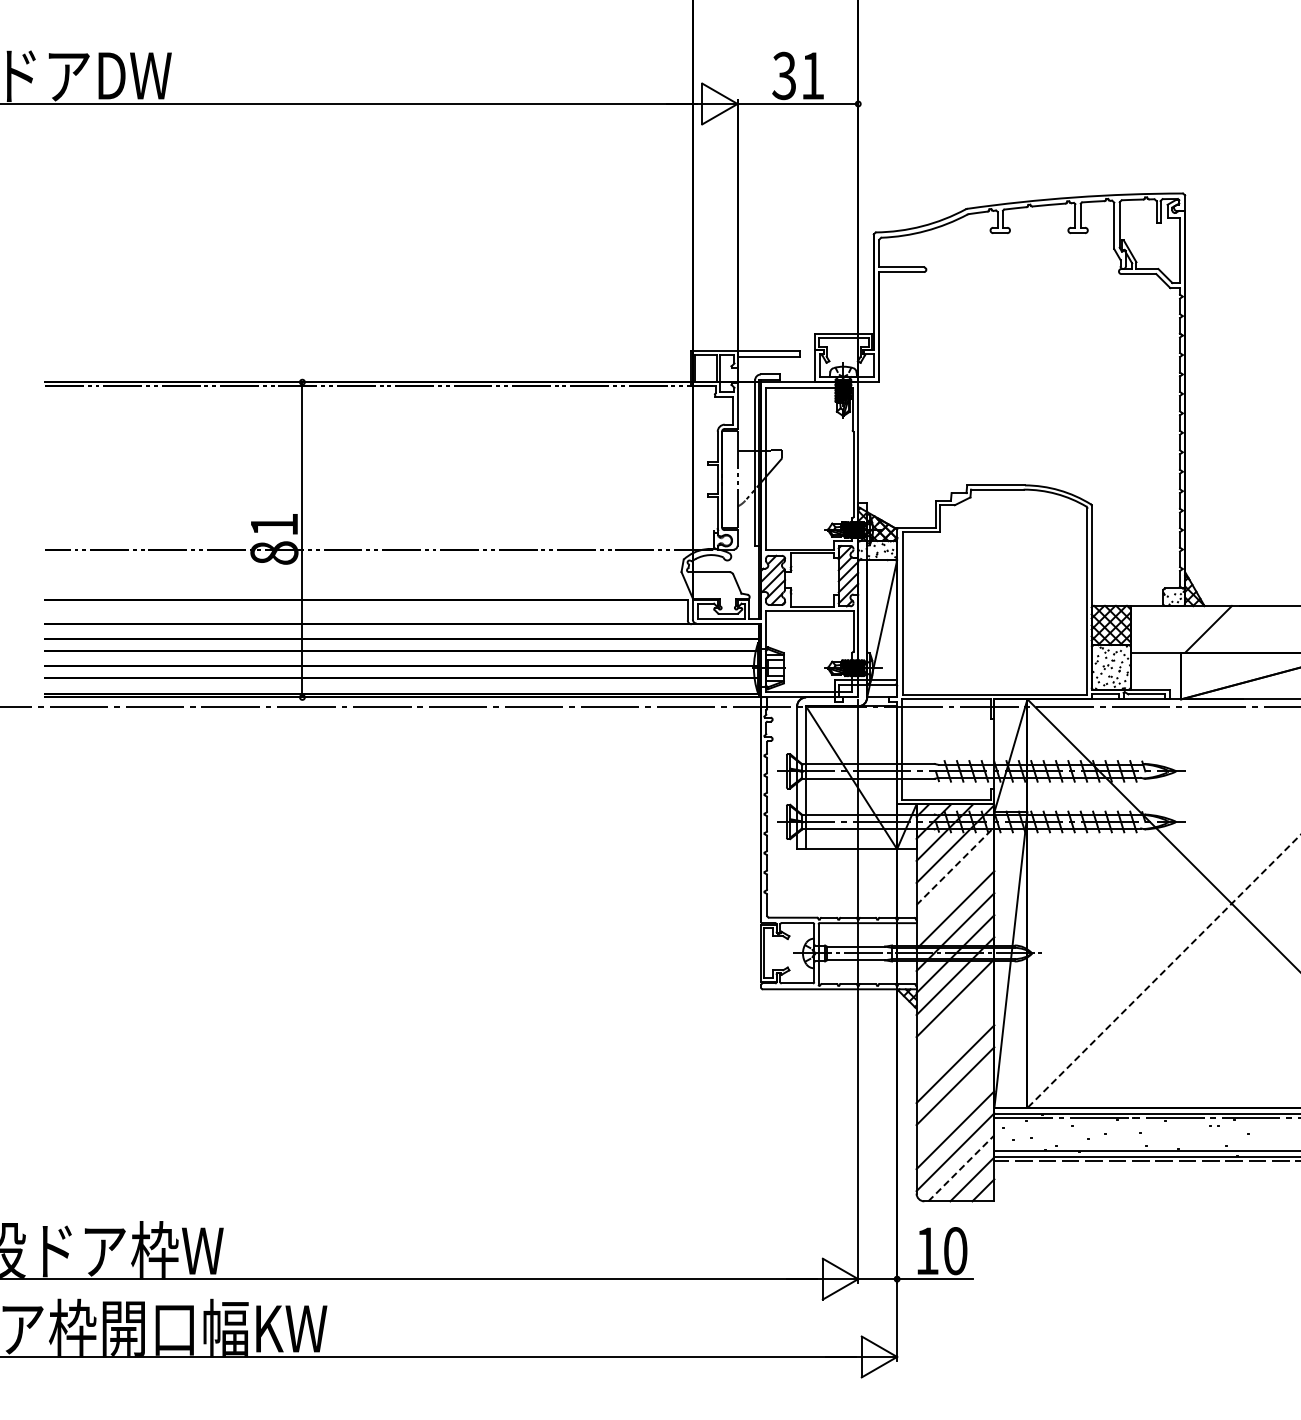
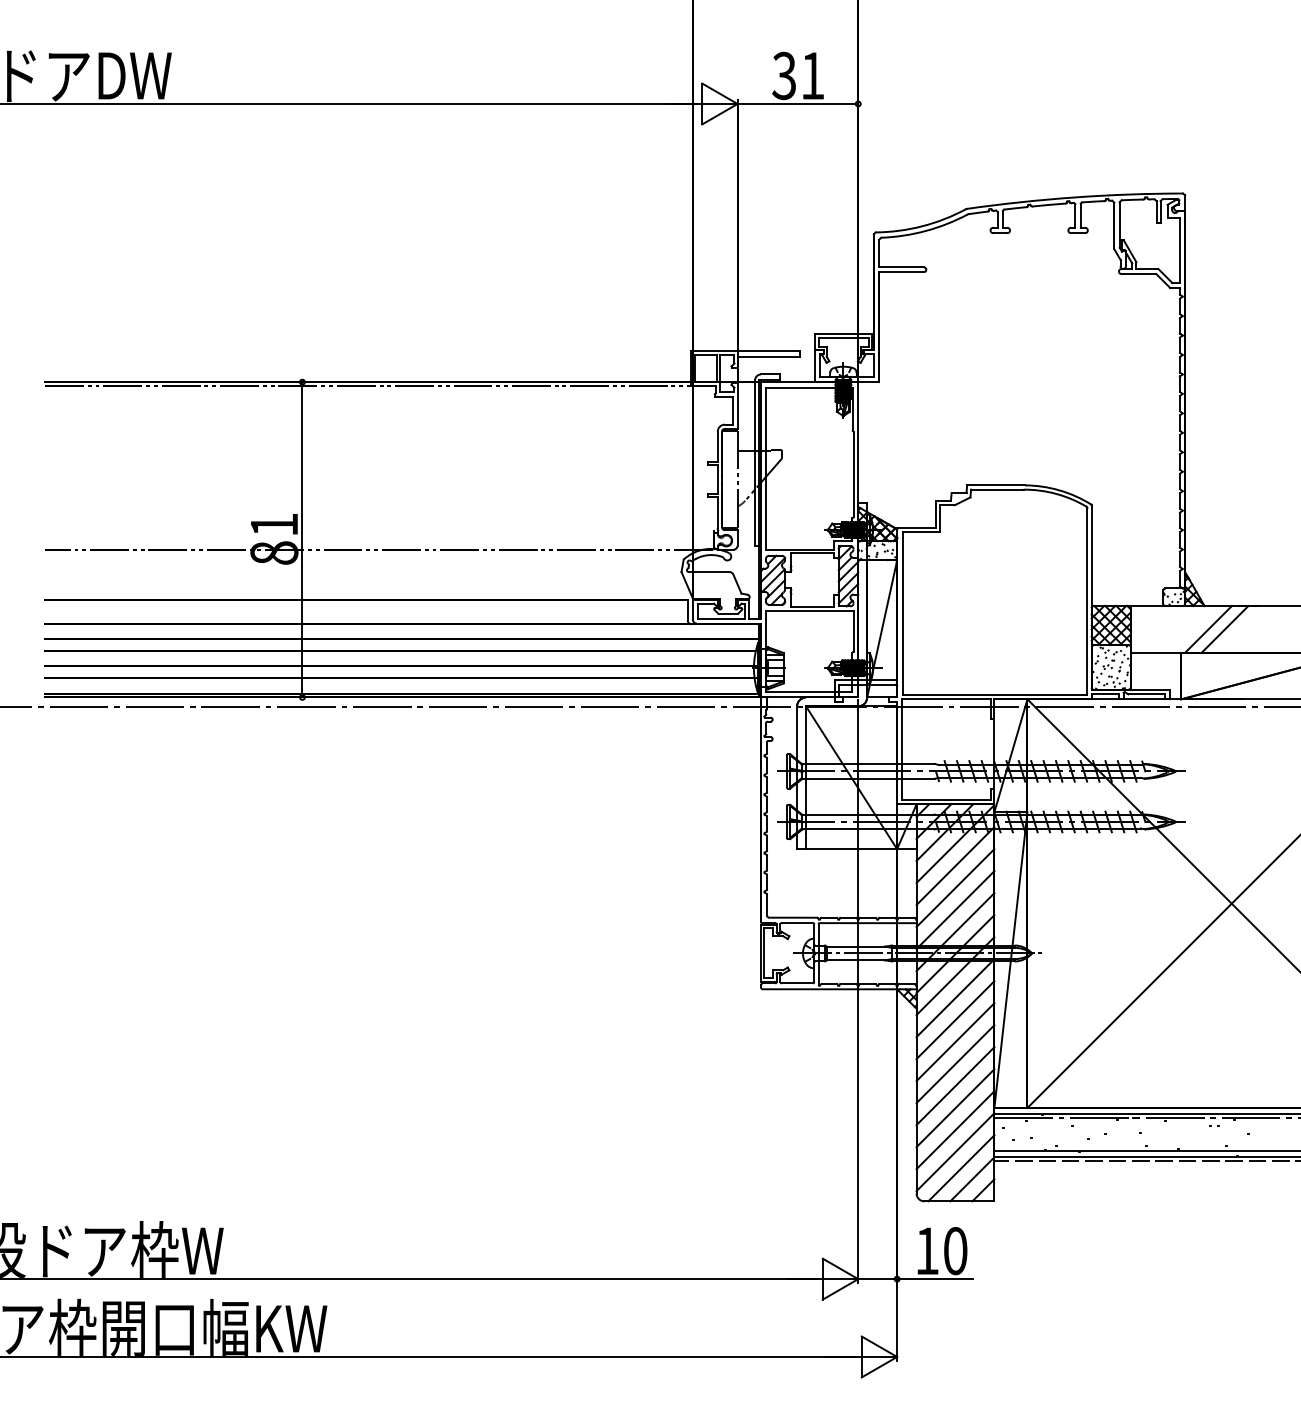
line: none -> present (1224, 629)
line: dashed -> solid (955, 865)
line: none -> present (955, 887)
line: dashed -> solid (1163, 971)
line: none -> present (955, 1020)
line: none -> present (955, 1042)
line: none -> present (955, 1108)
line: dashed -> solid (961, 1168)
